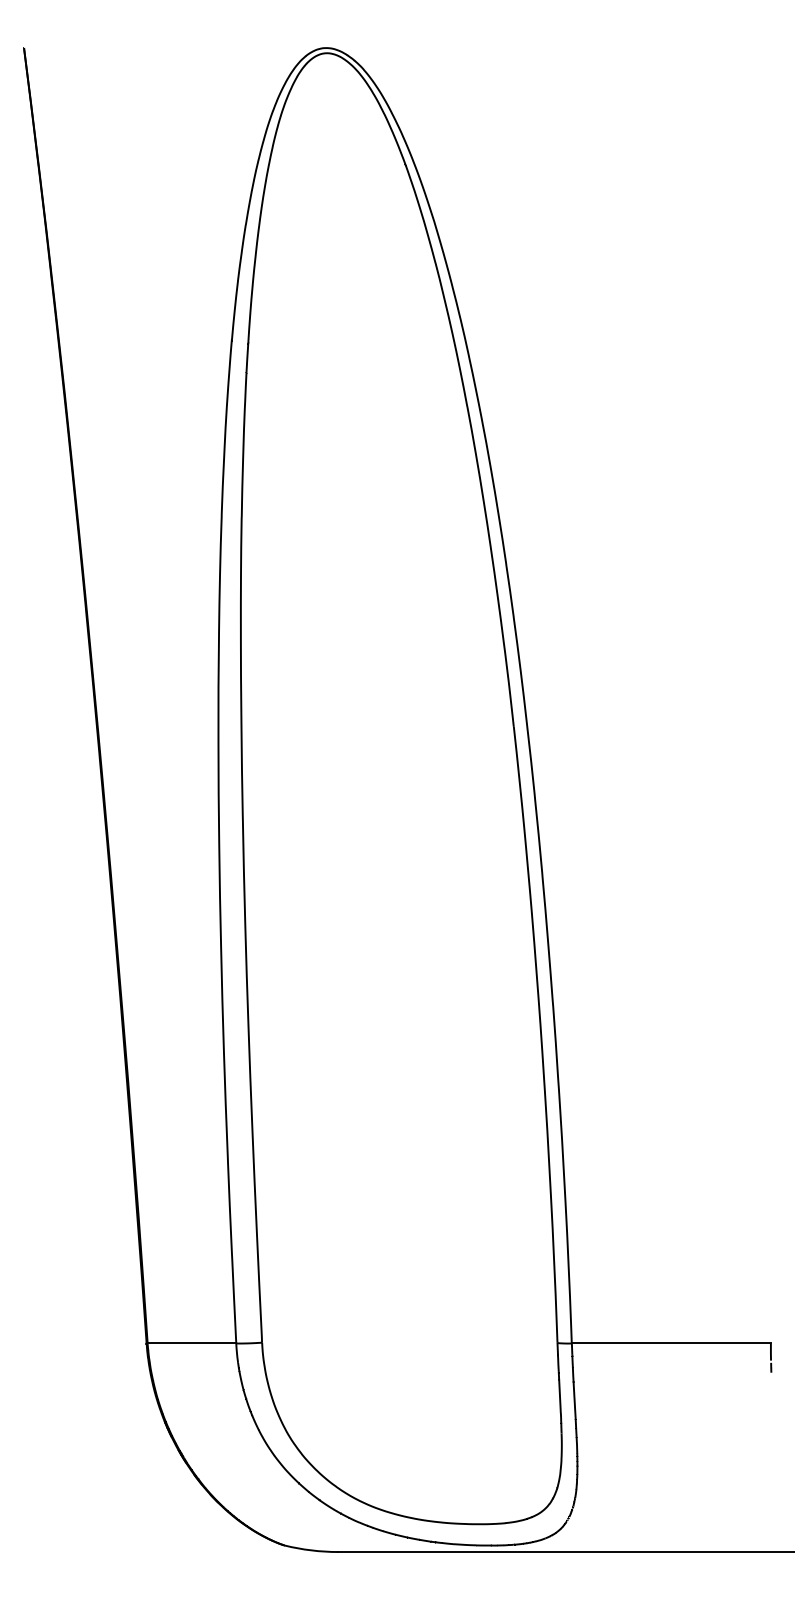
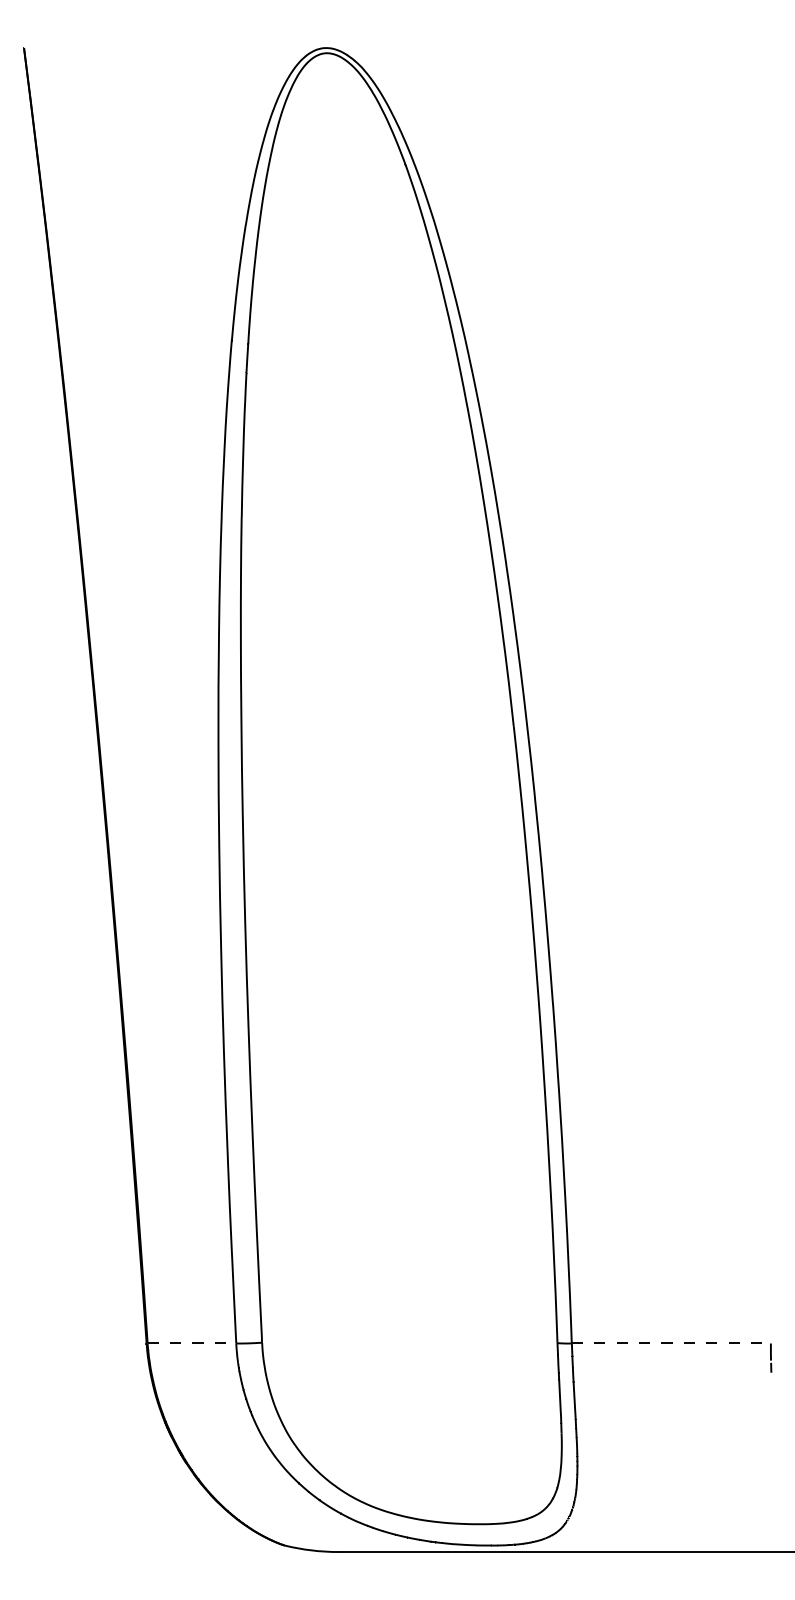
line: solid -> dashed (192, 1343)
line: solid -> dashed (671, 1343)
